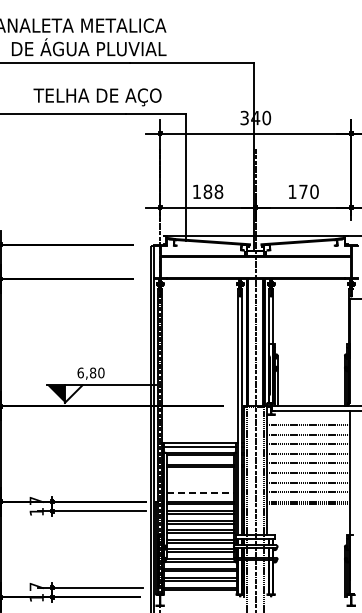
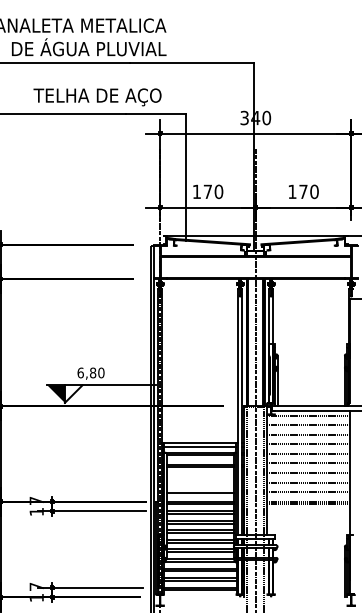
text: 188 -> 170 (213, 191)
line: none -> present (307, 415)
line: dashed -> solid (200, 493)
